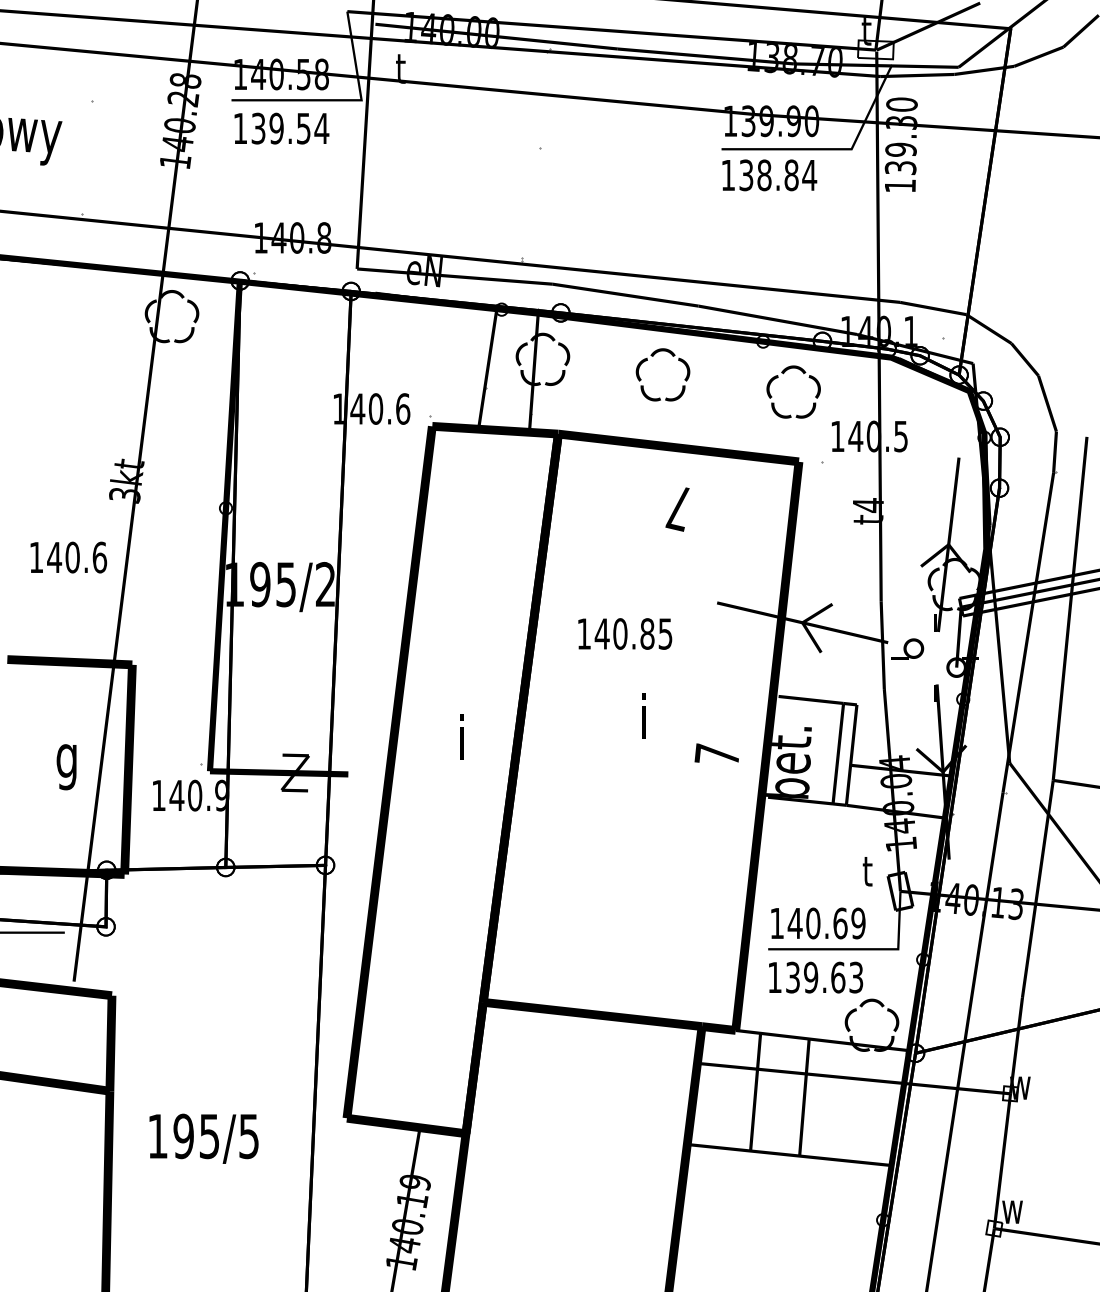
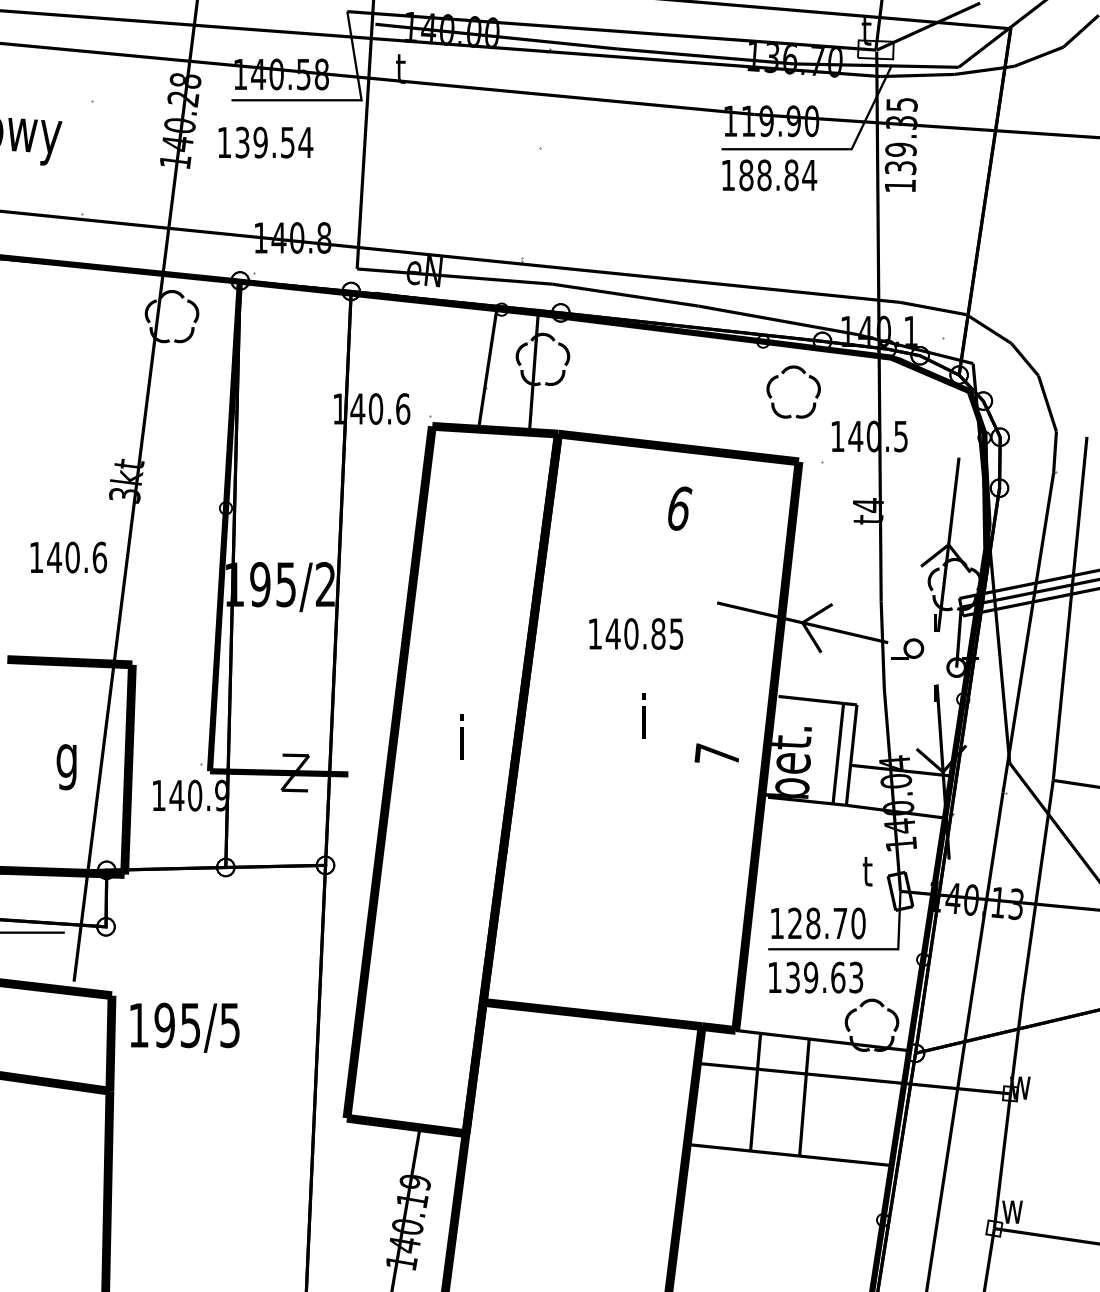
text: 138.70 -> 136.70 (789, 59)
text: 139.30 -> 139.35 (901, 104)
text: 139.90 -> 119.90 (748, 121)
text position: (281, 128) -> (265, 142) (265, 142)
text: 138.84 -> 188.84 (746, 175)
part: present -> none (653, 356)
text: 7 -> 9 (678, 508)
text position: (625, 633) -> (636, 633) (636, 633)
text: 140.69 -> 128.70 (826, 923)
text position: (203, 1138) -> (184, 1027) (184, 1027)
